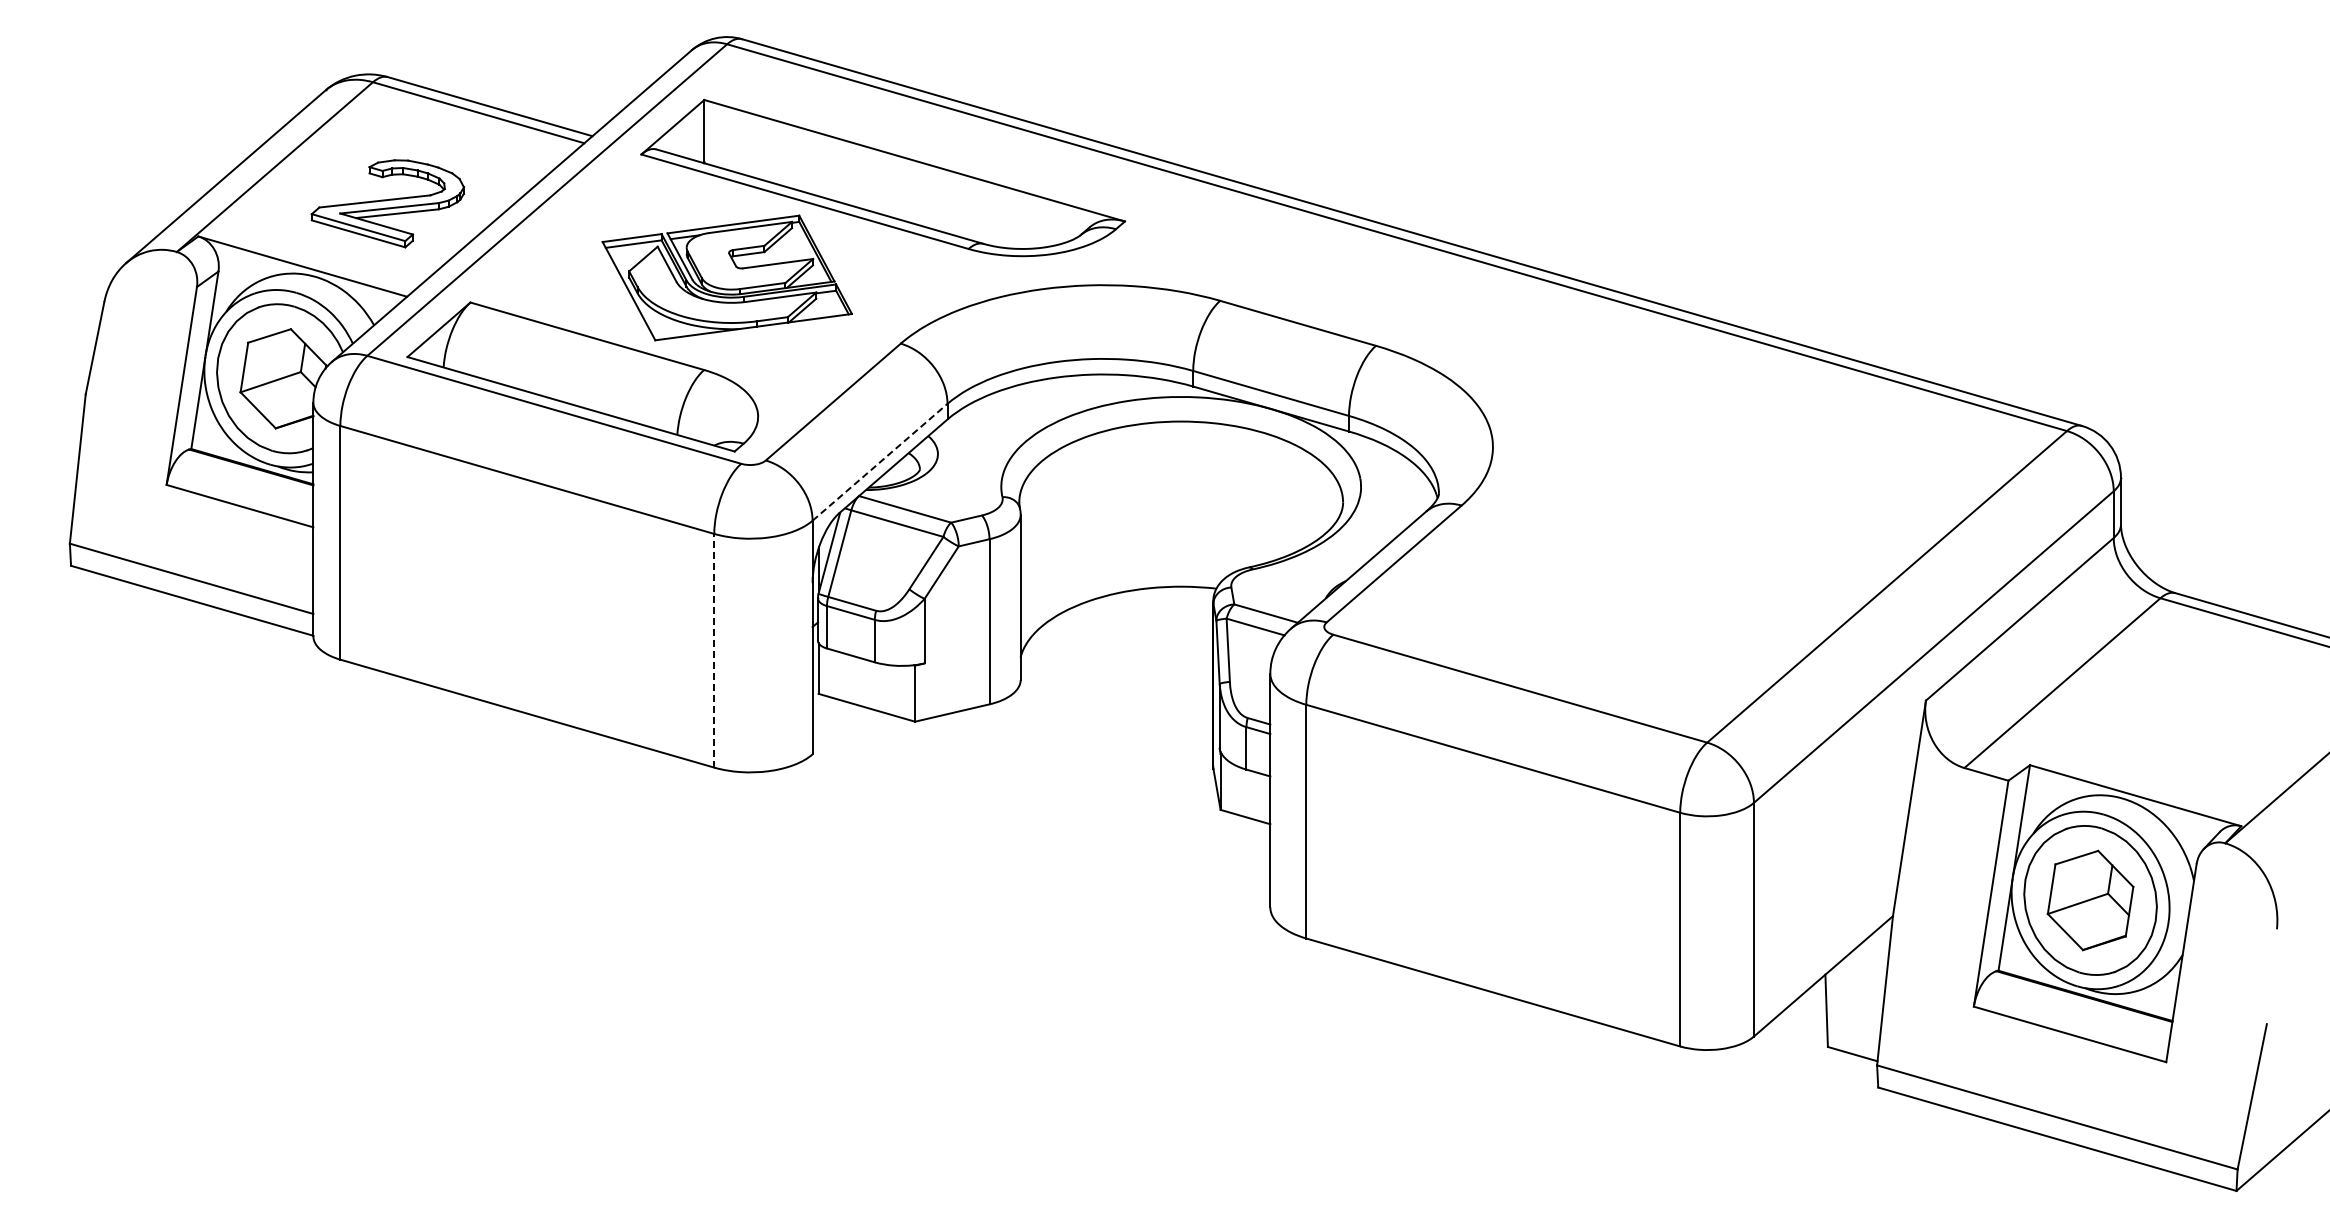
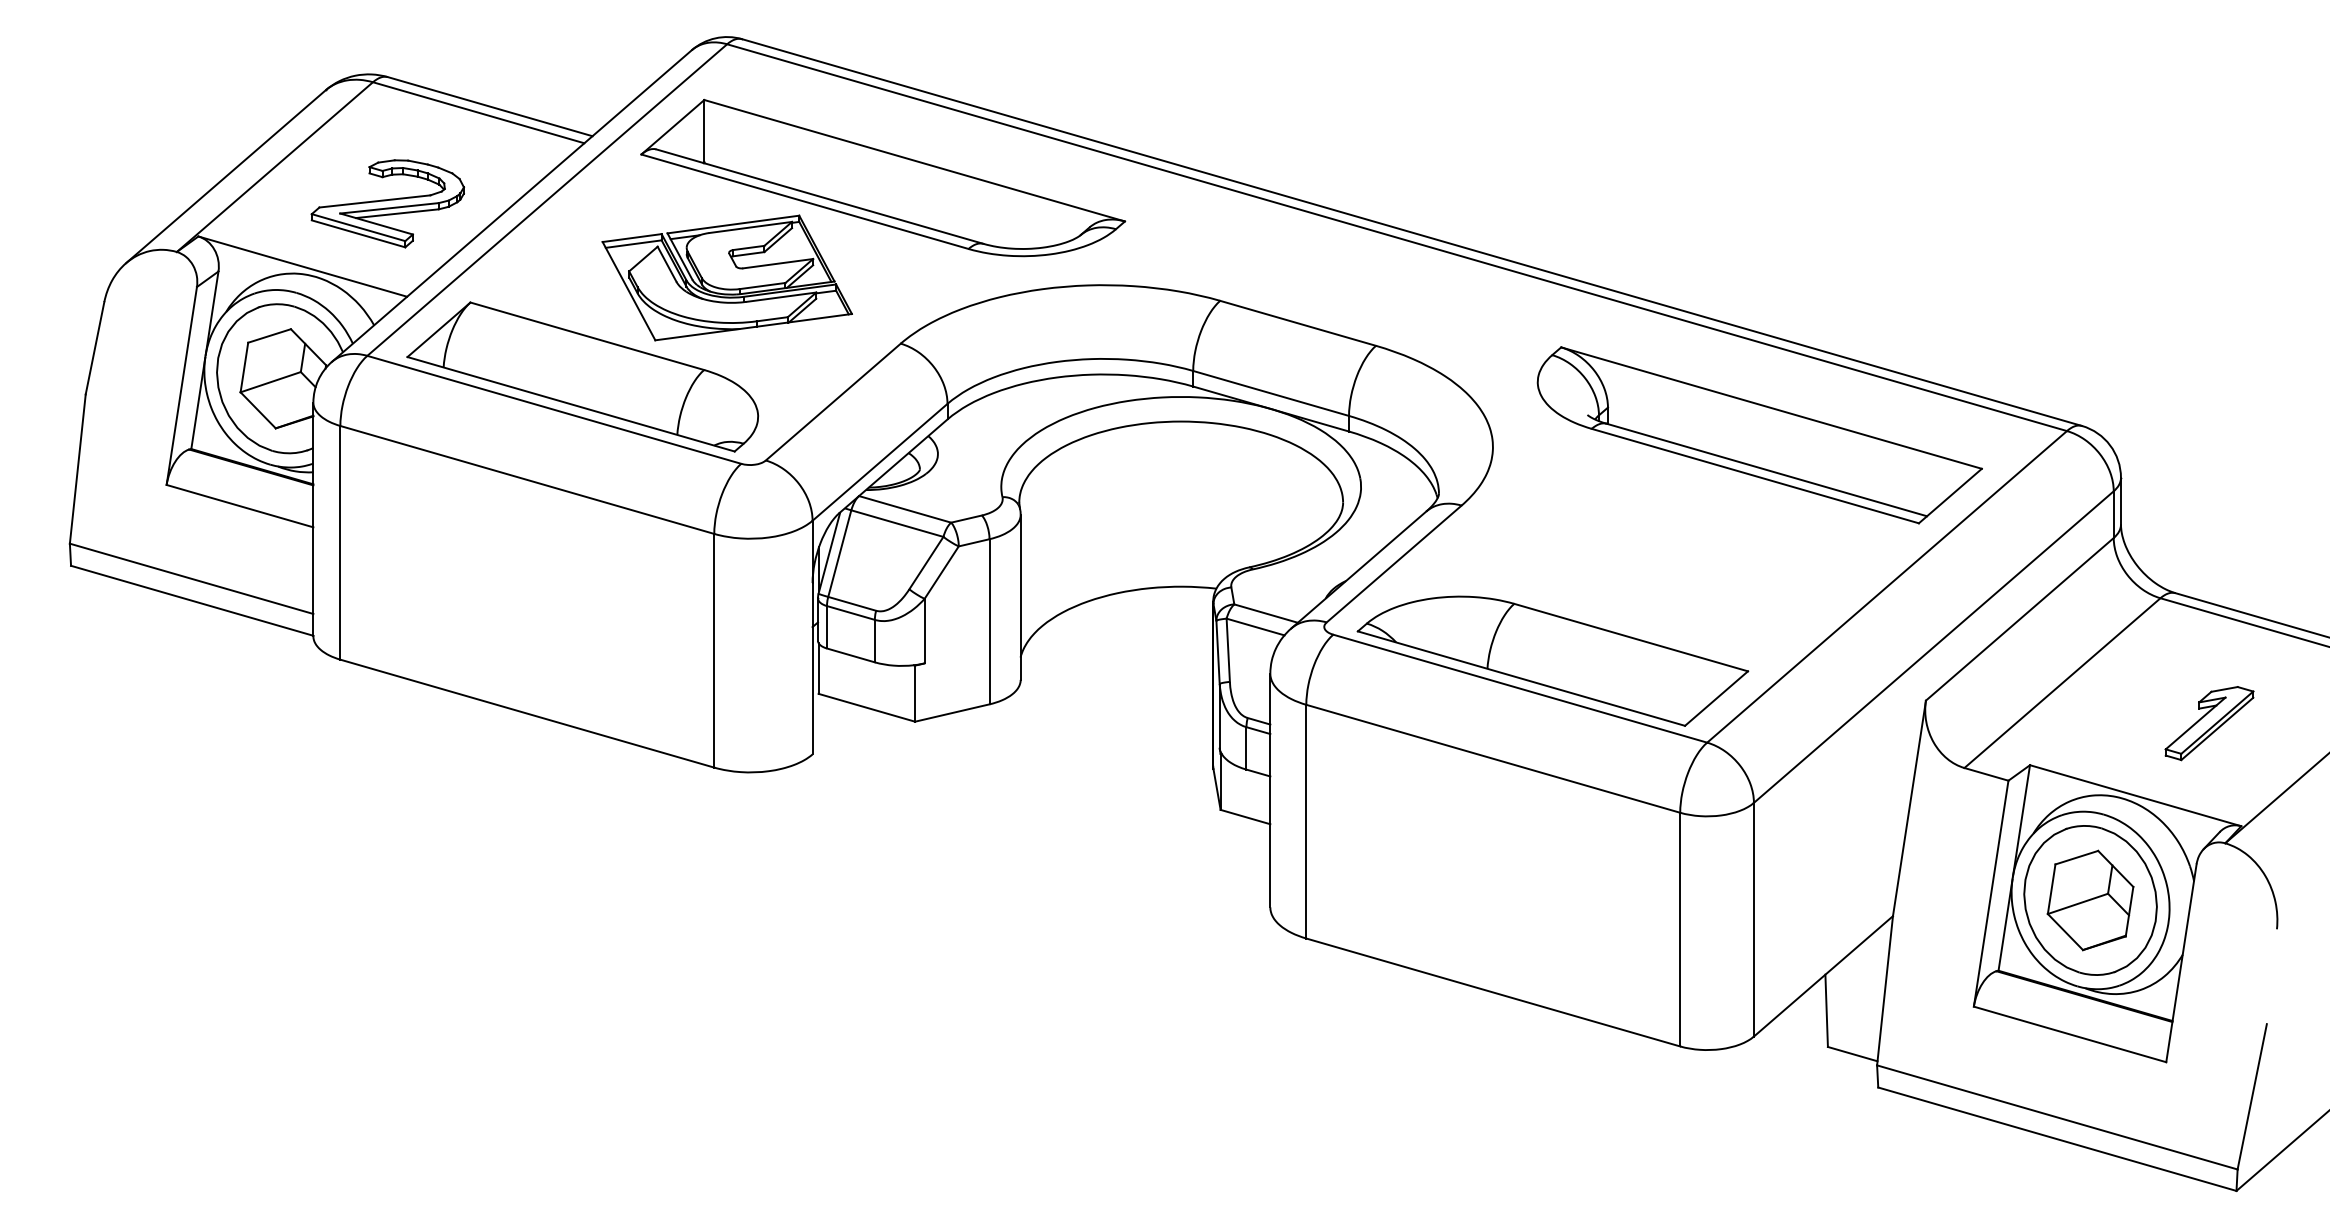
part: none -> present (1759, 435)
line: dashed -> solid (880, 462)
line: dashed -> solid (714, 650)
part: none -> present (1552, 660)
part: none -> present (2209, 723)
